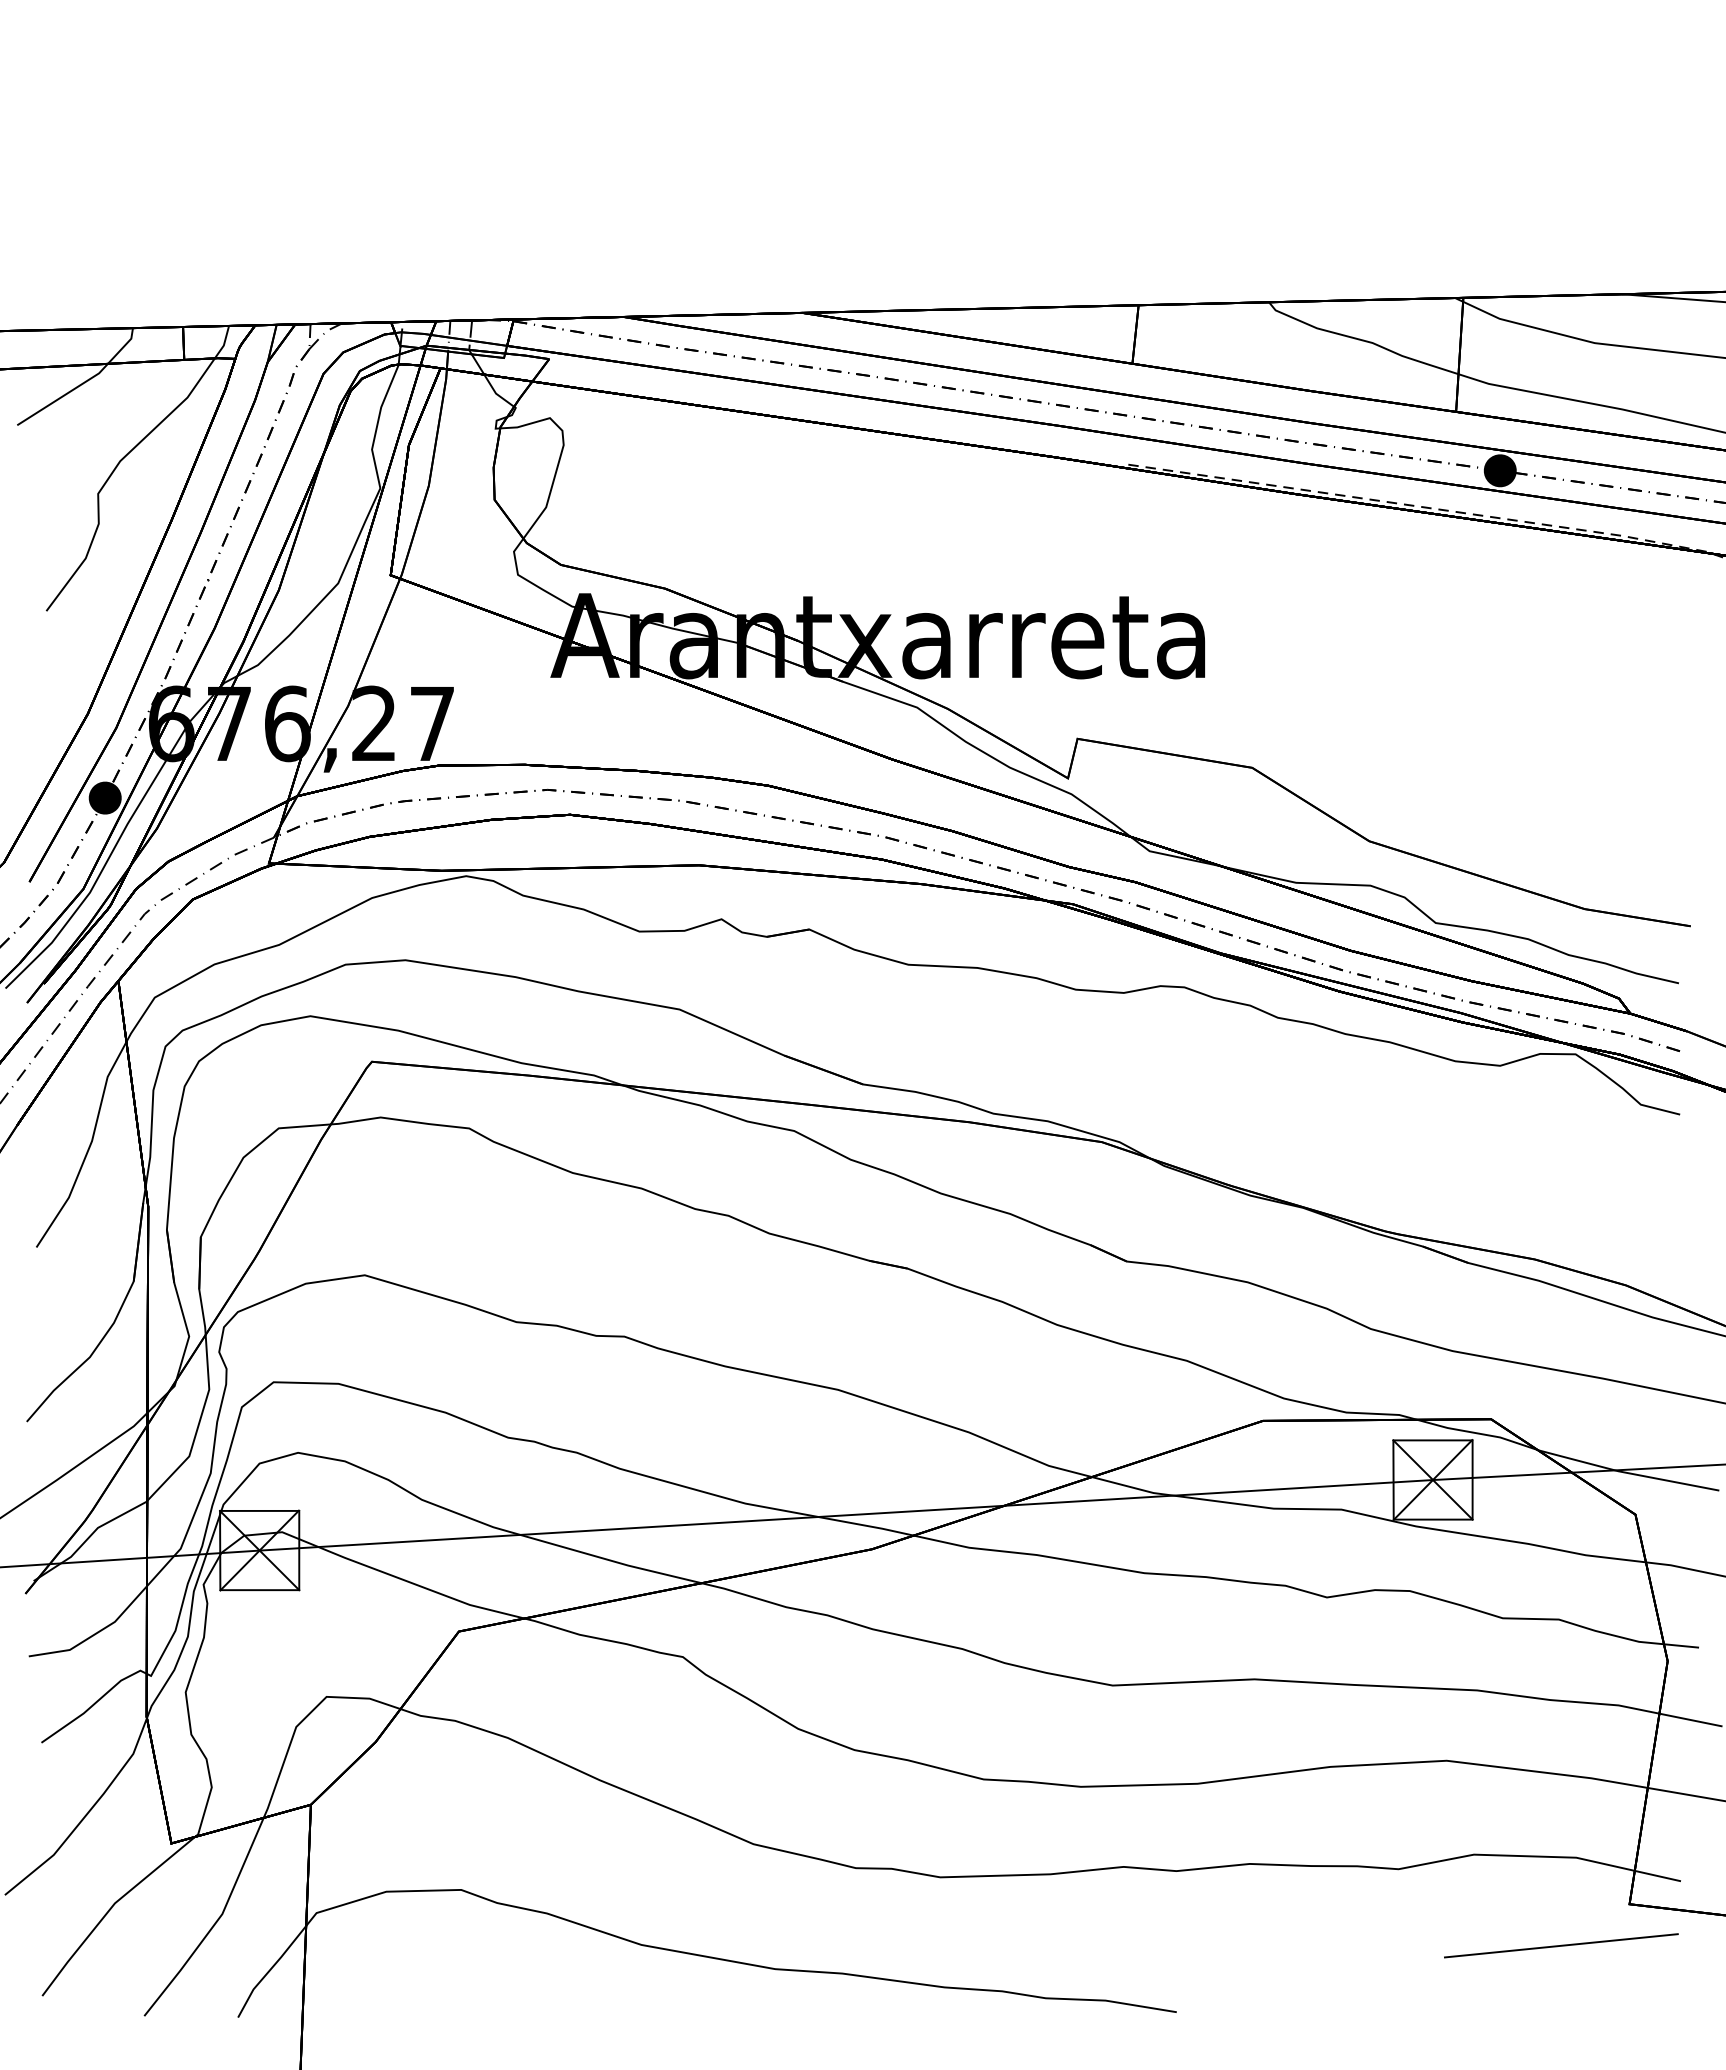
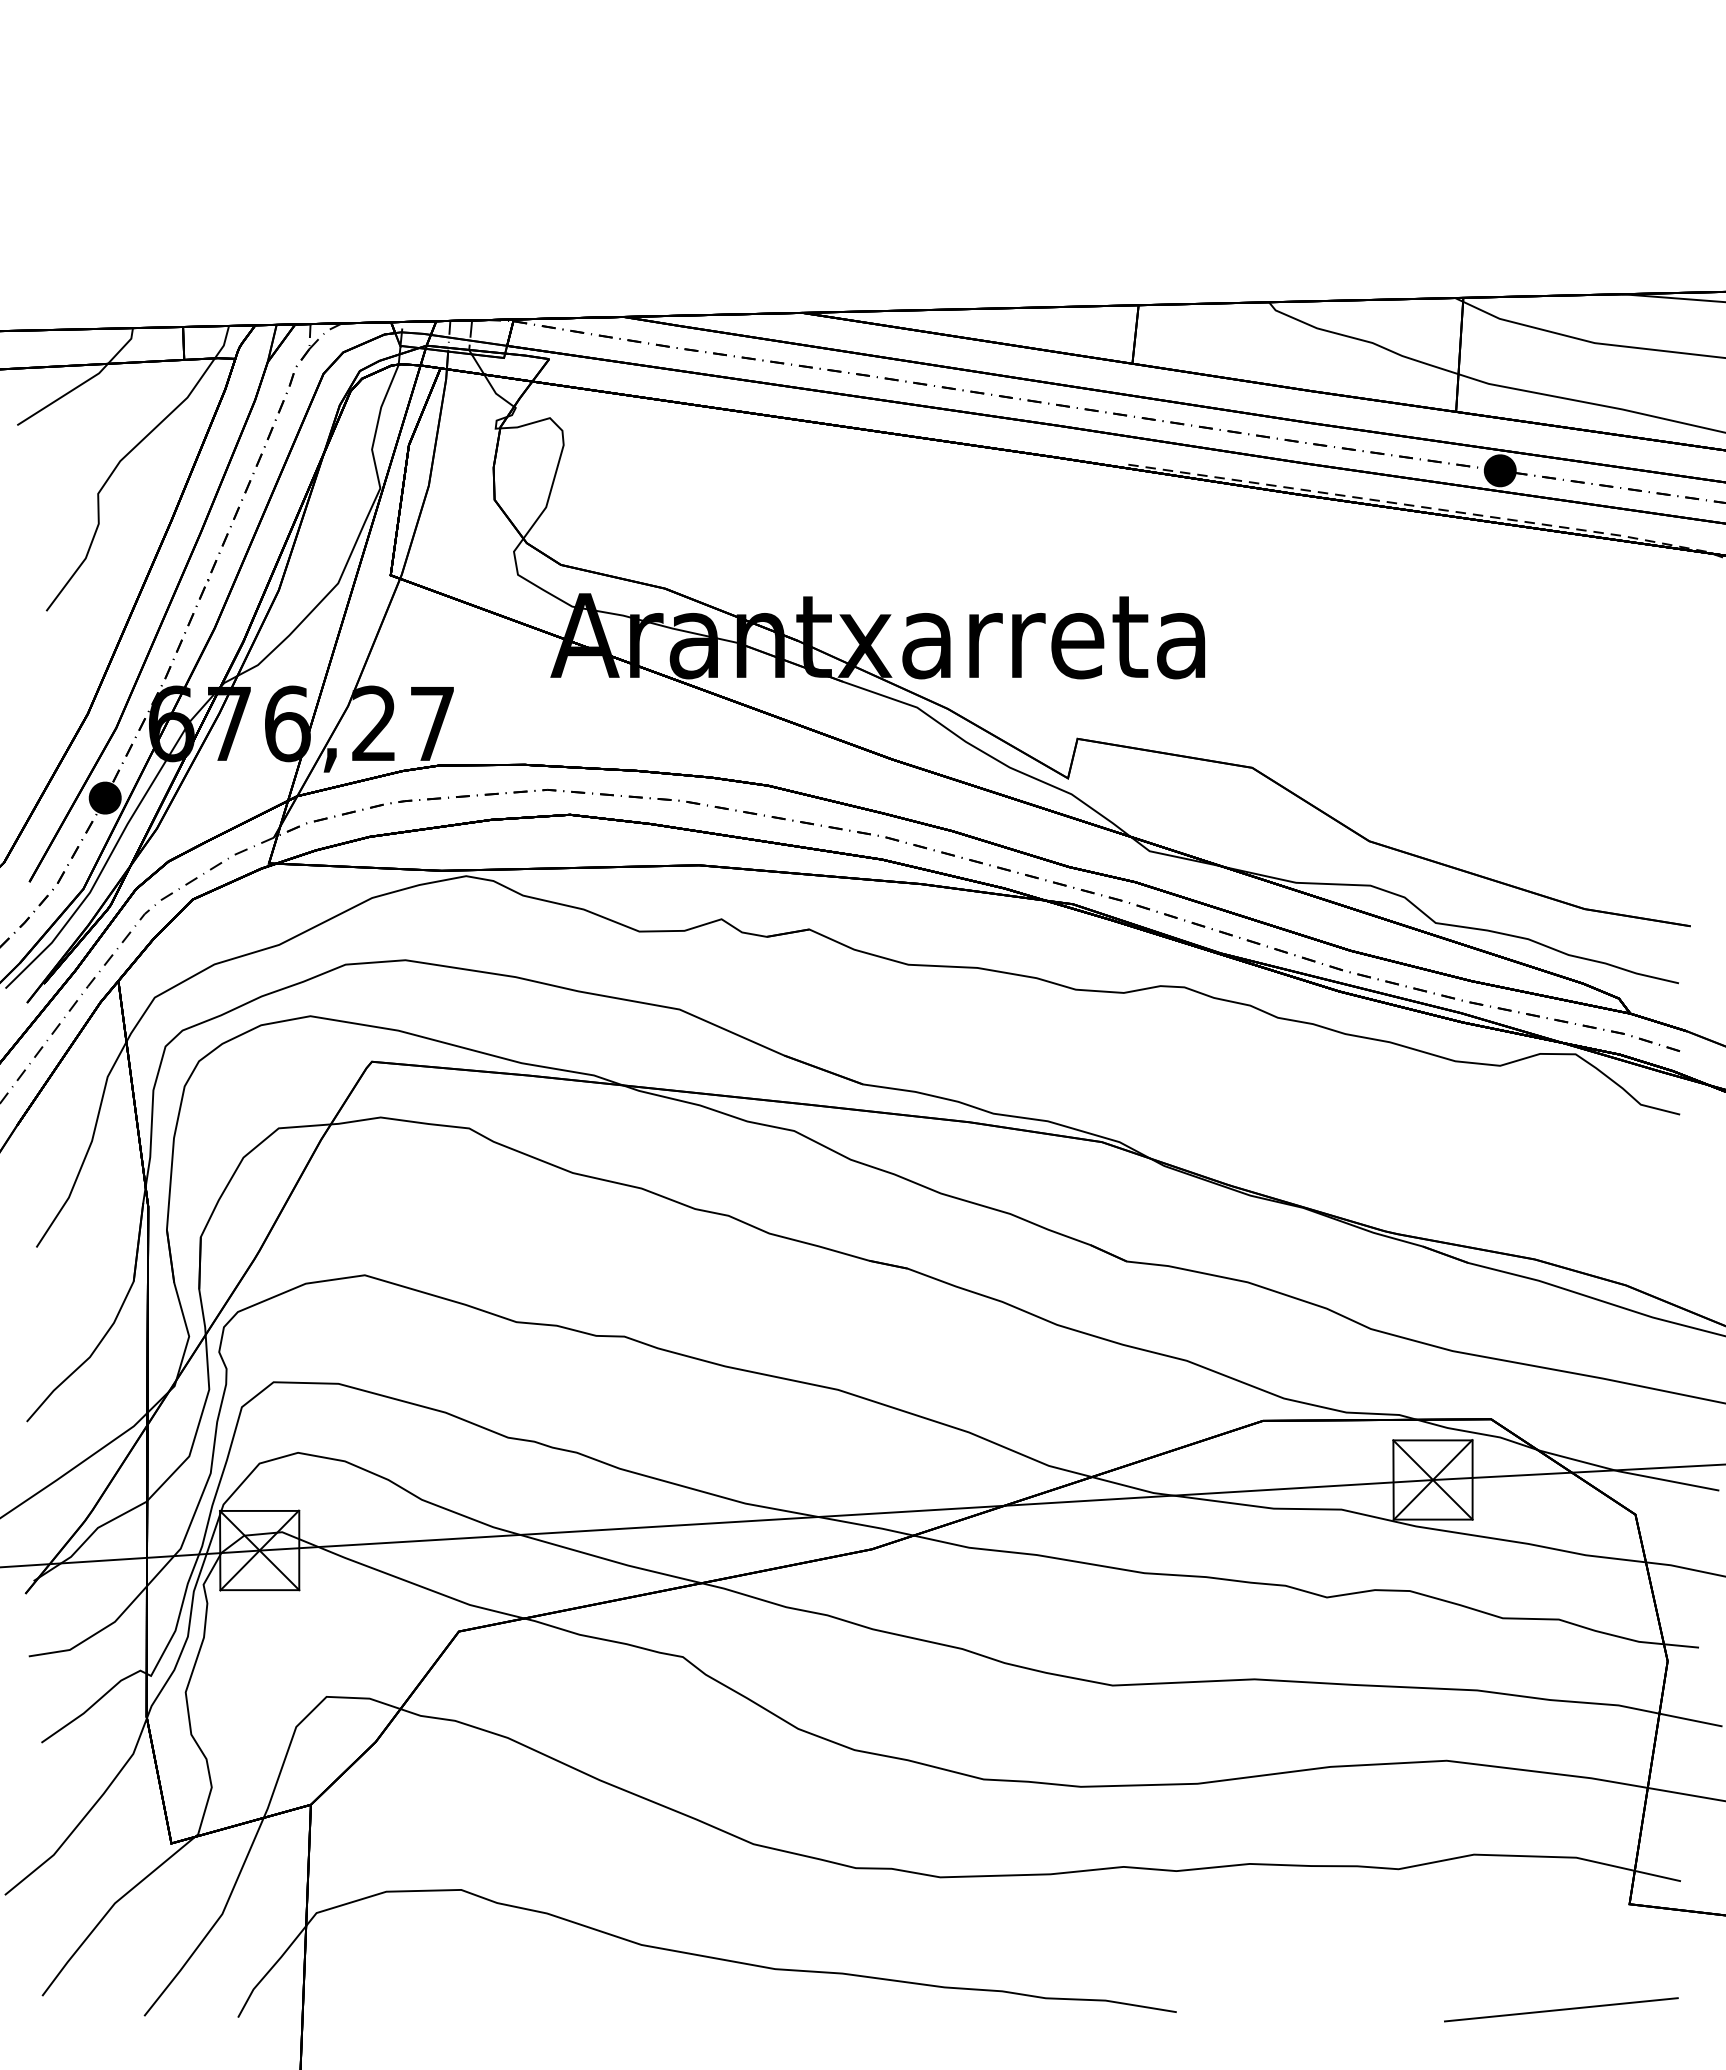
line position: (1561, 1945) -> (1561, 2009) (1561, 2009)
